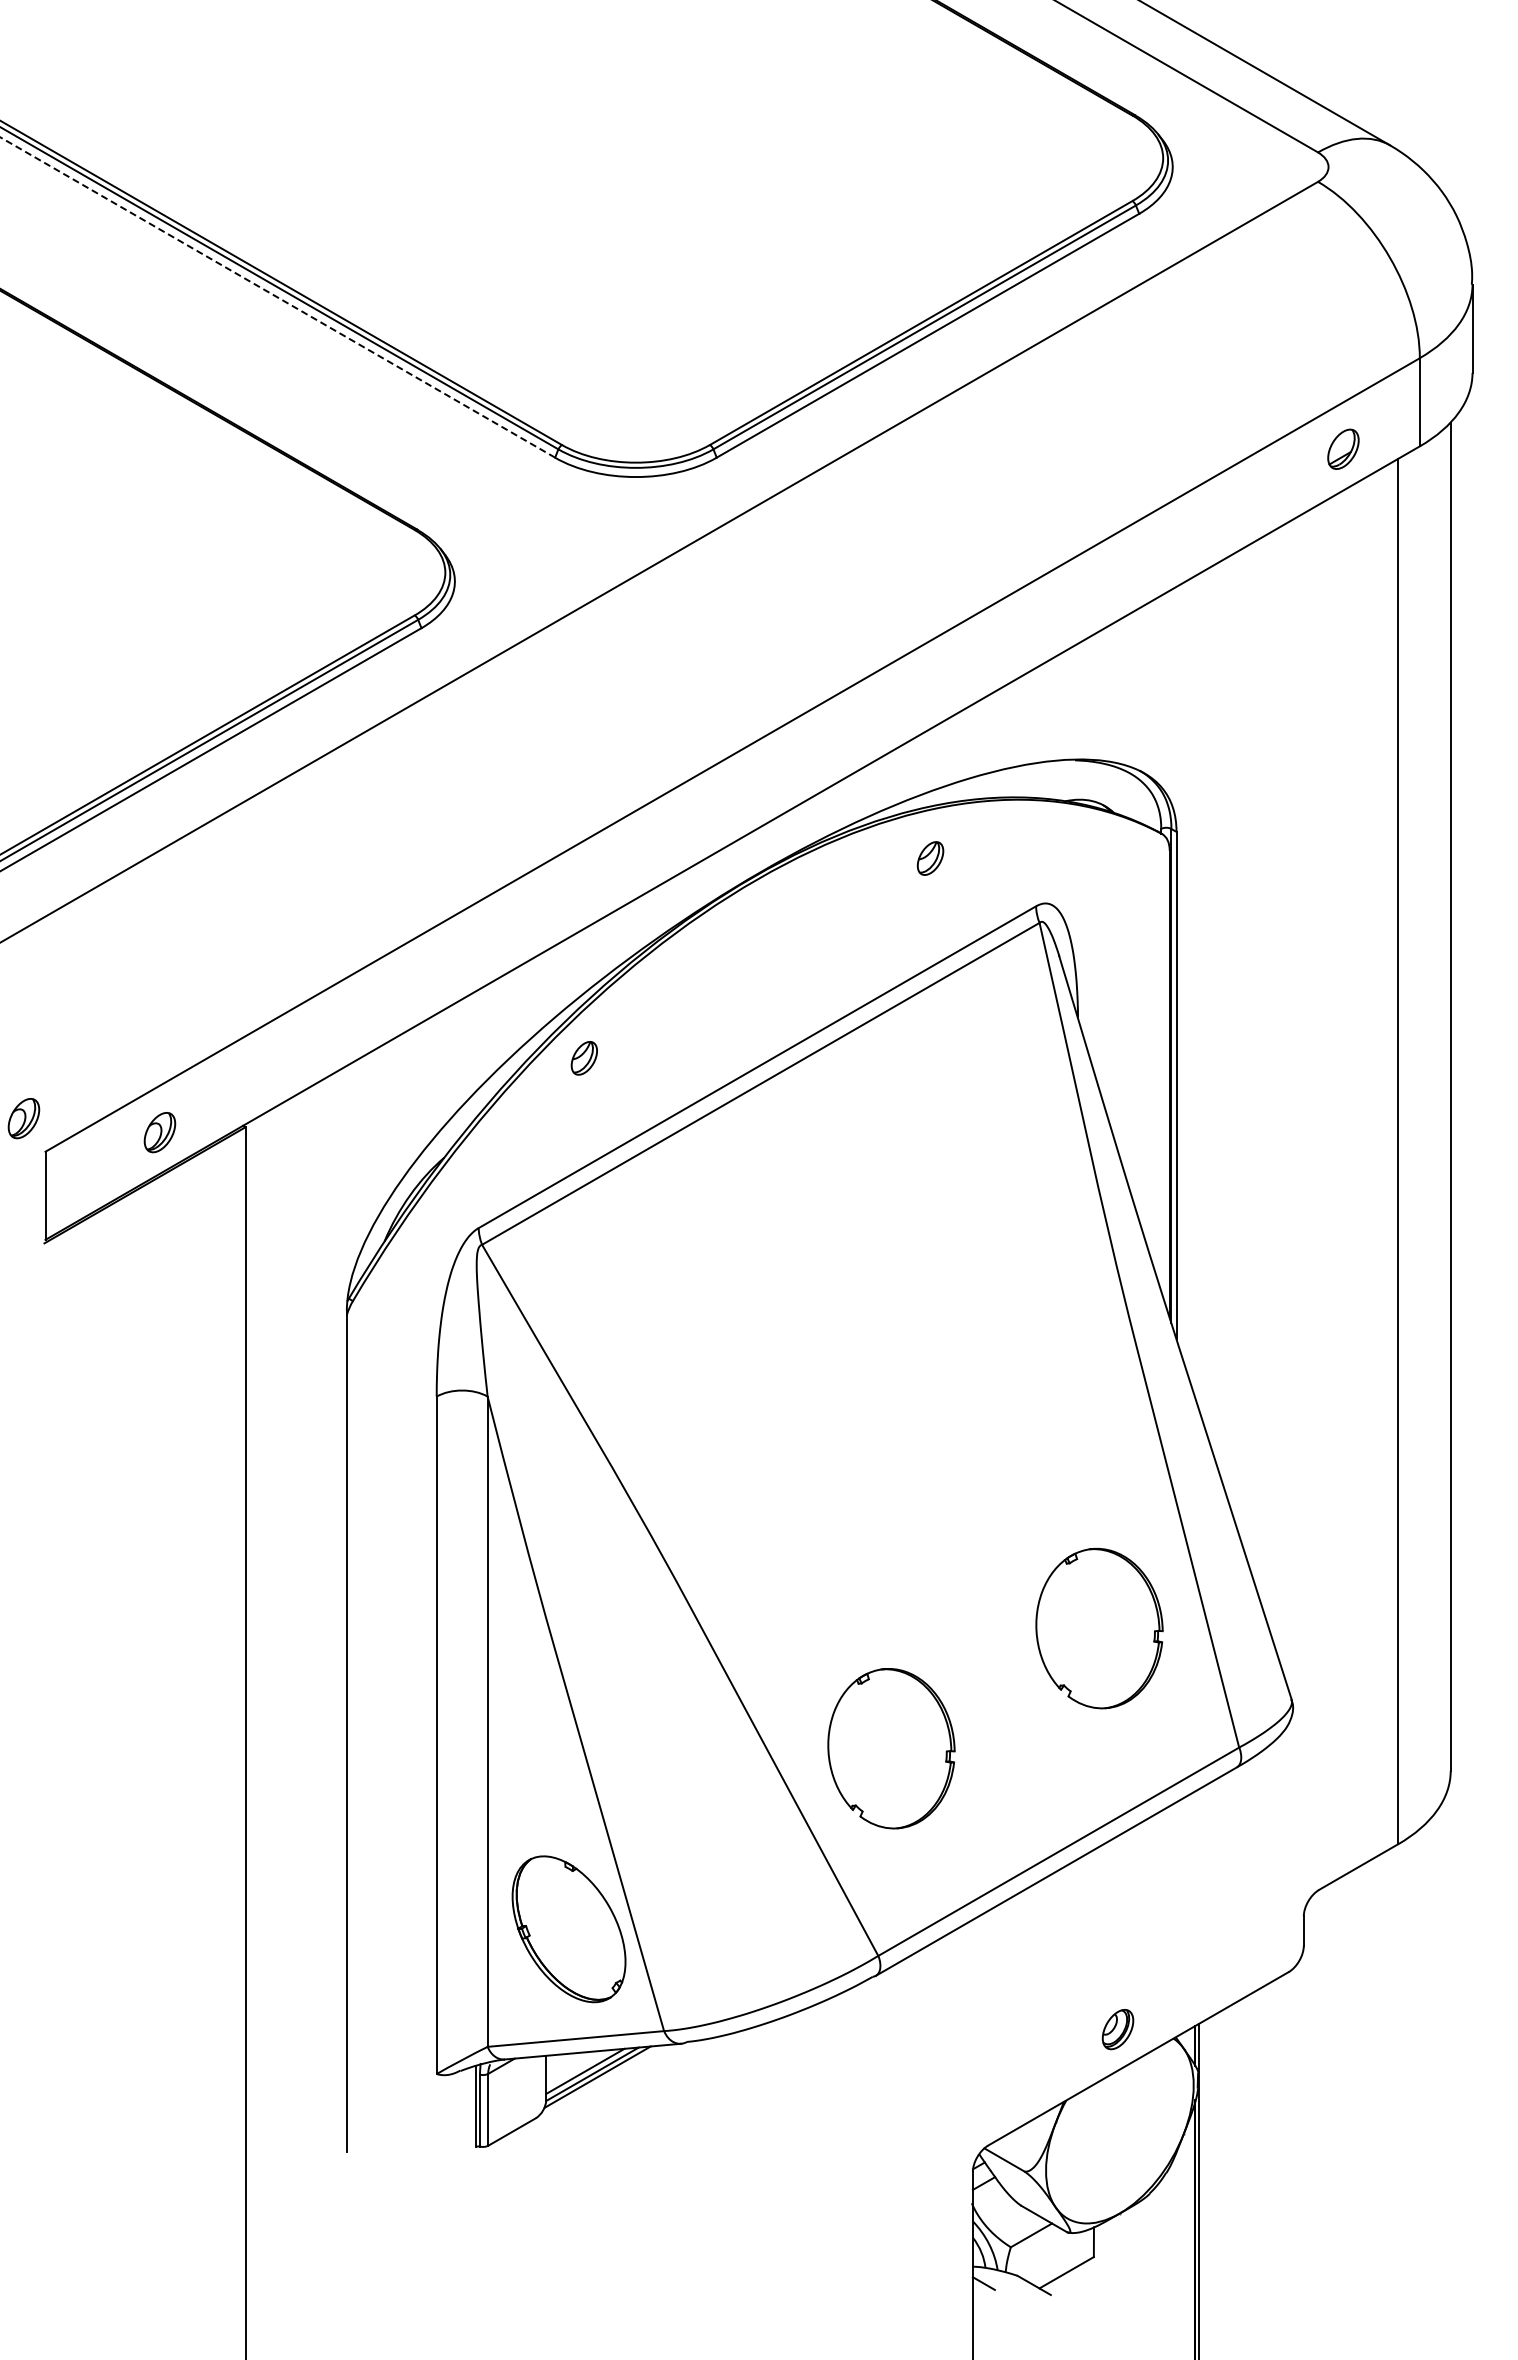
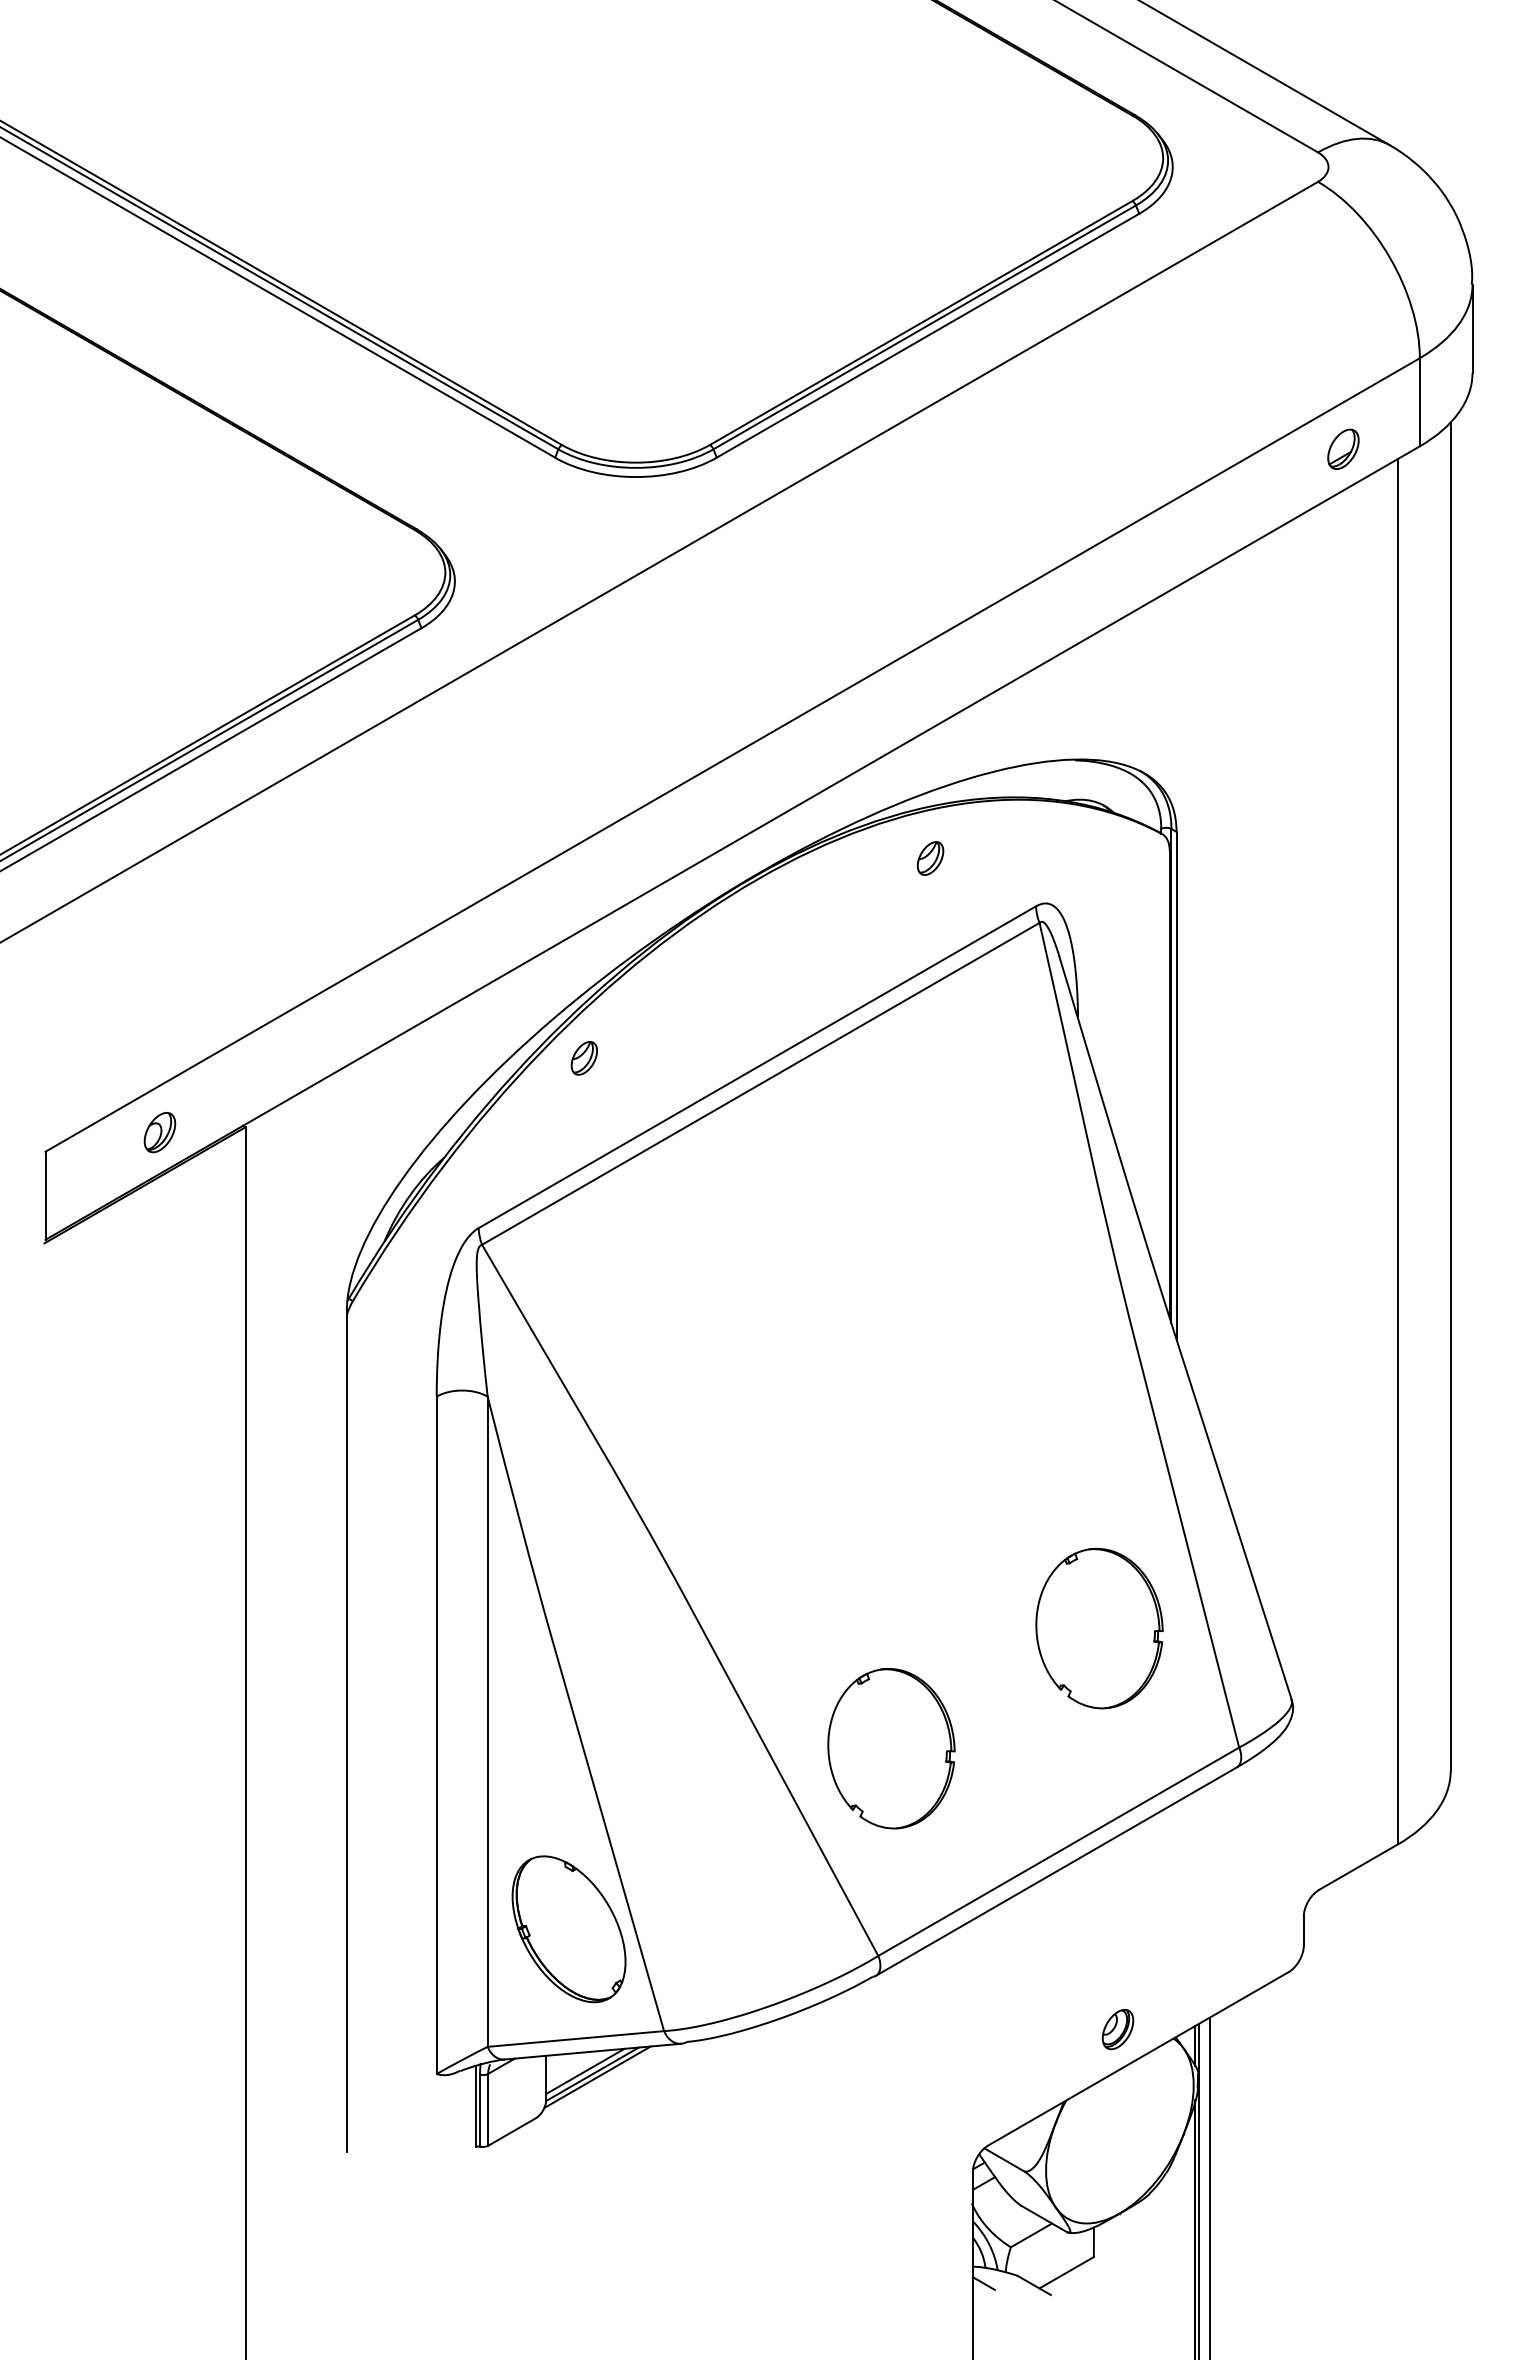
line: dashed -> solid (277, 297)
part: present -> none (23, 1118)
line: none -> present (1209, 2186)
